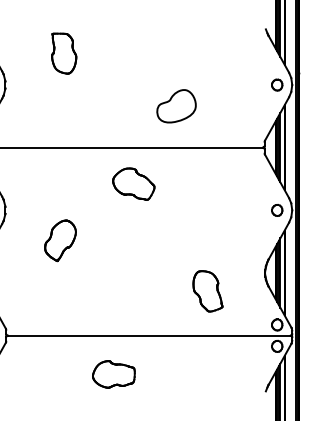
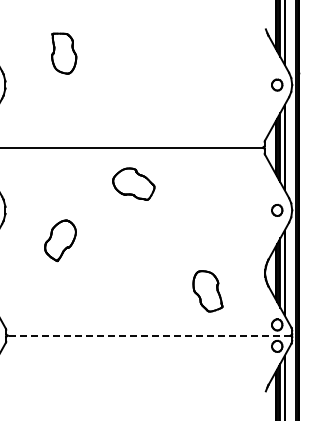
part: present -> none (176, 106)
line: solid -> dashed (148, 335)
part: present -> none (113, 374)
